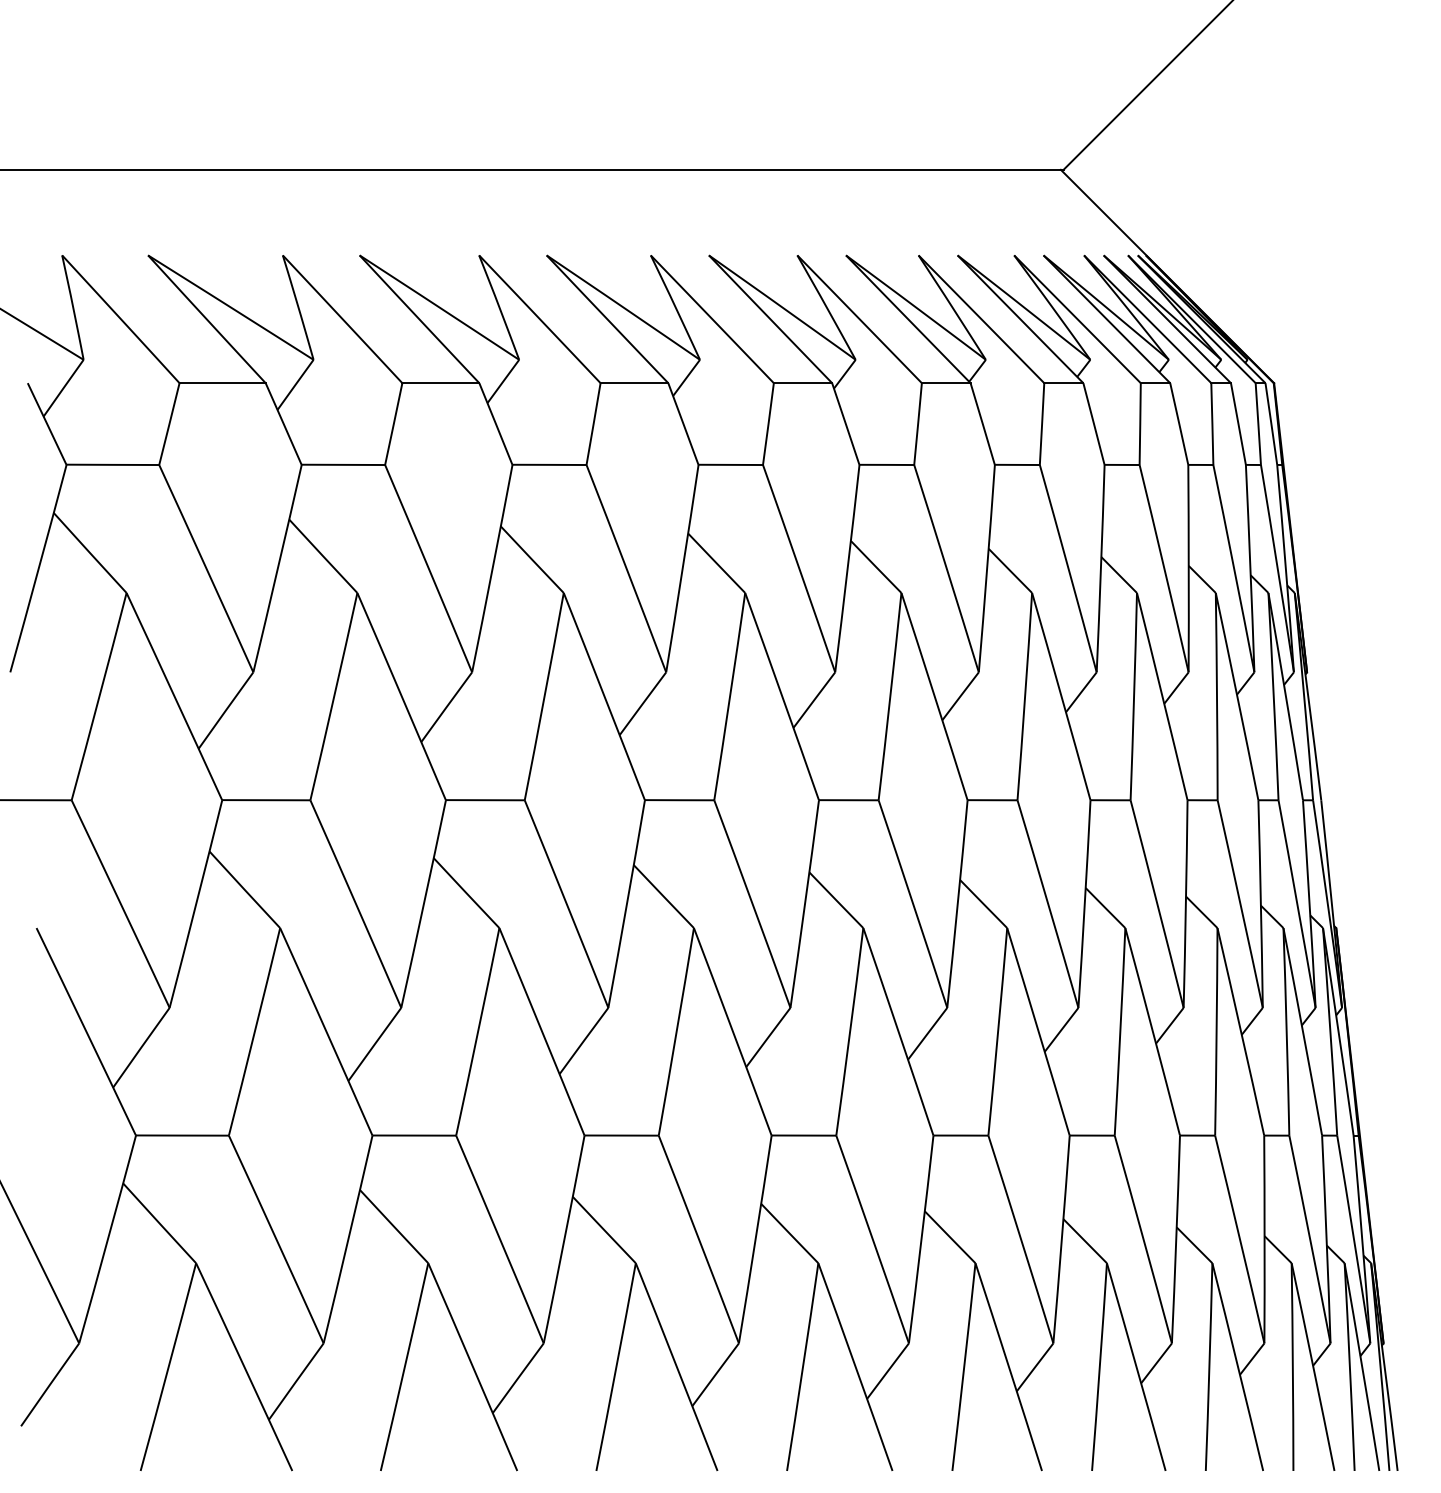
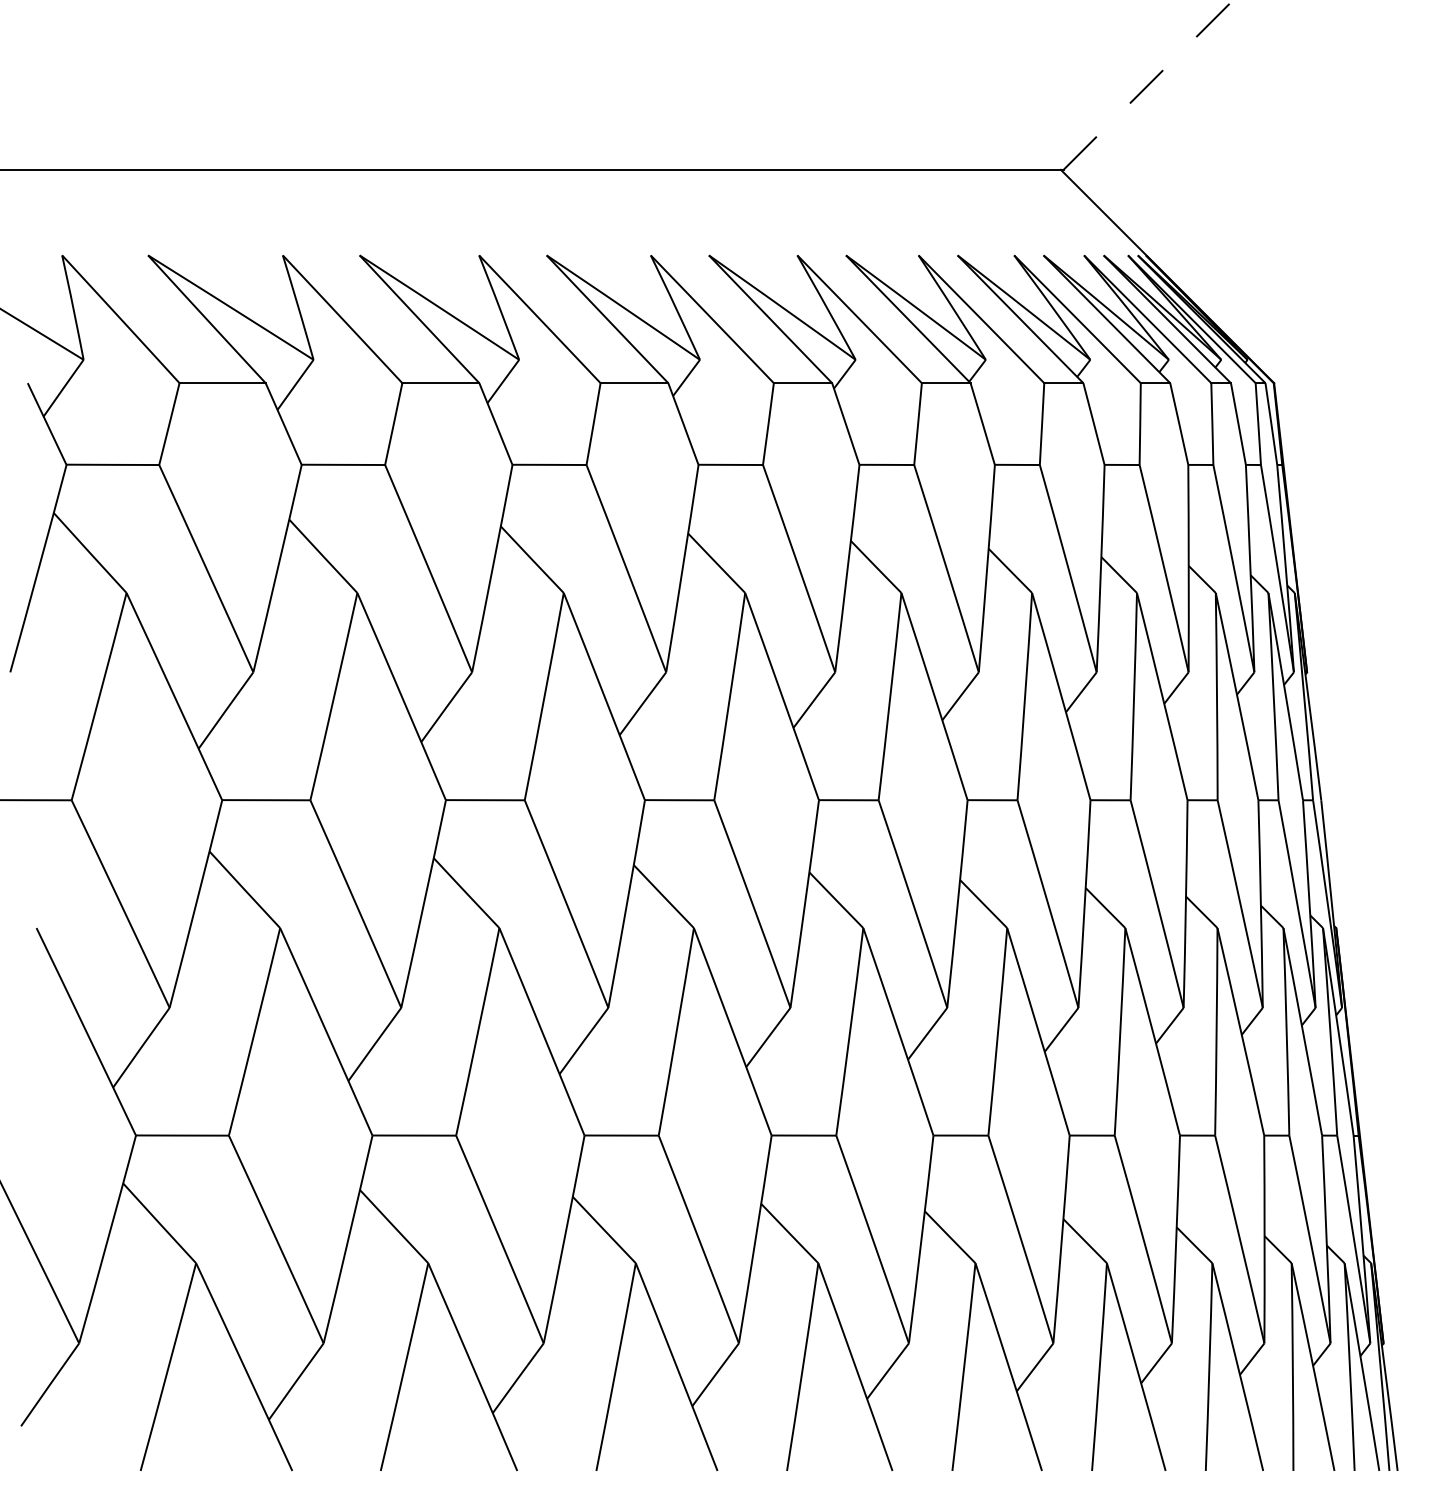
line: solid -> dashed (1148, 85)
